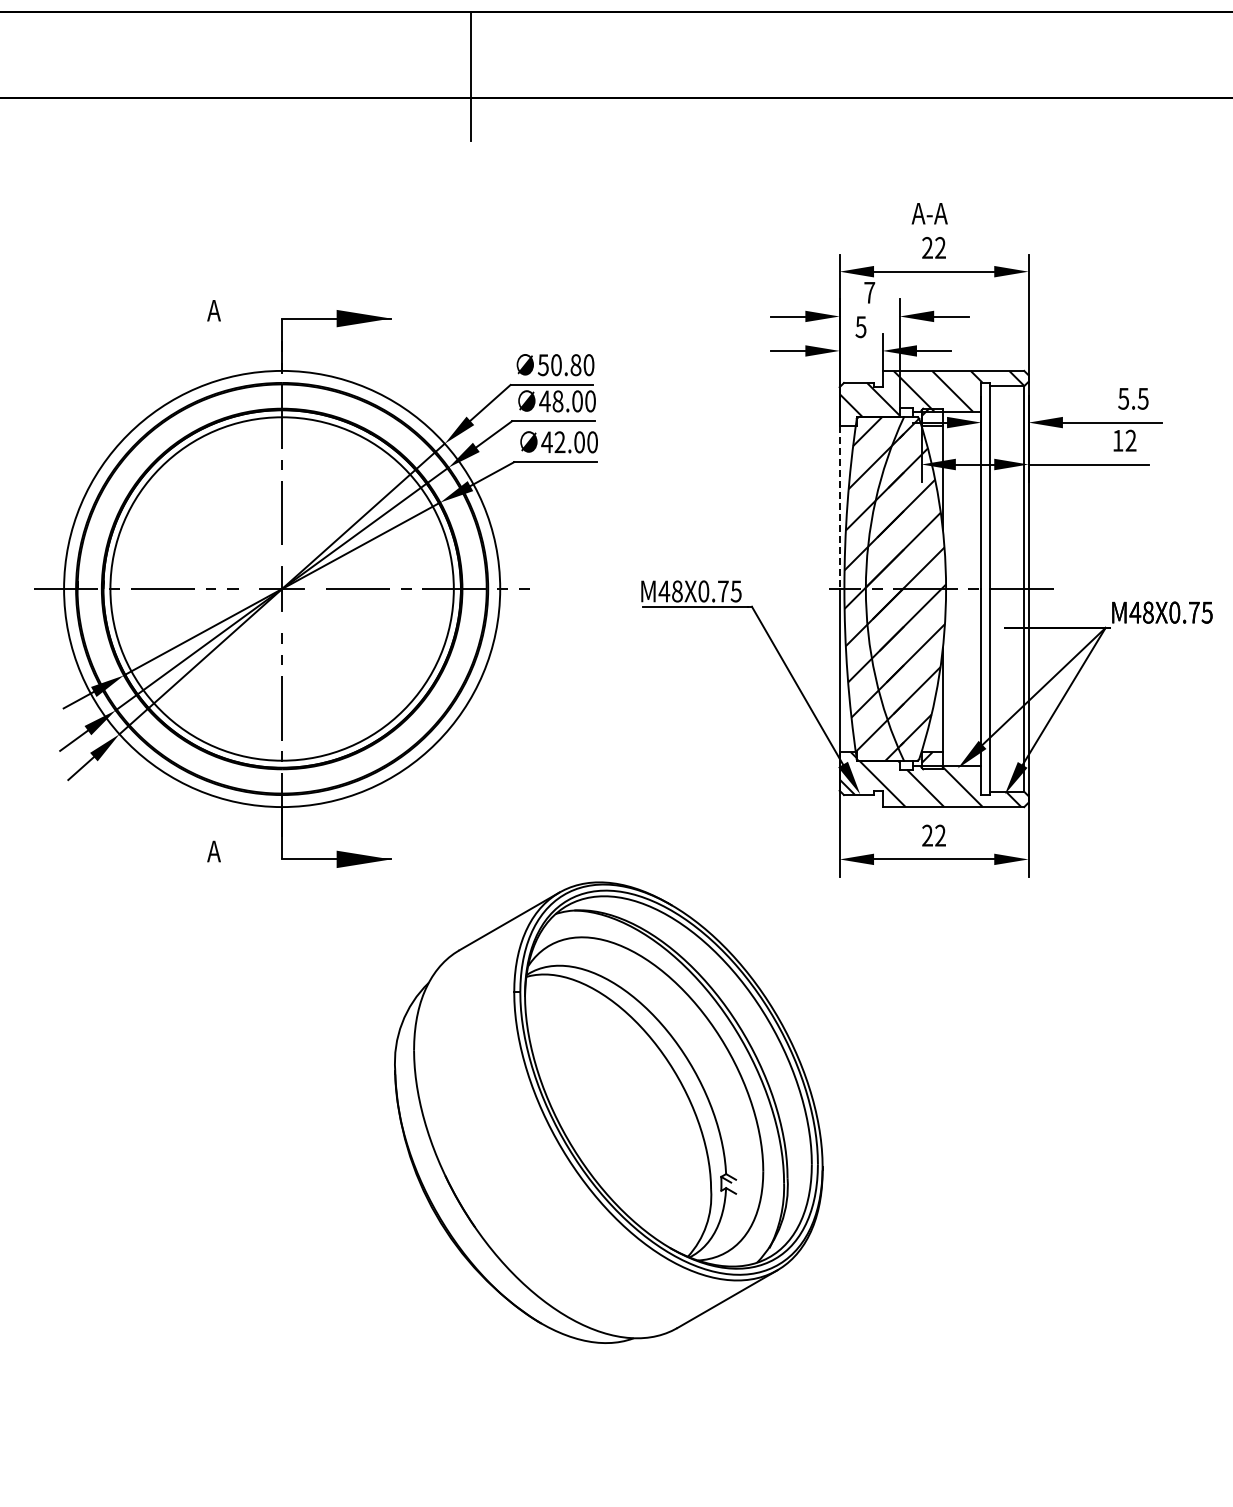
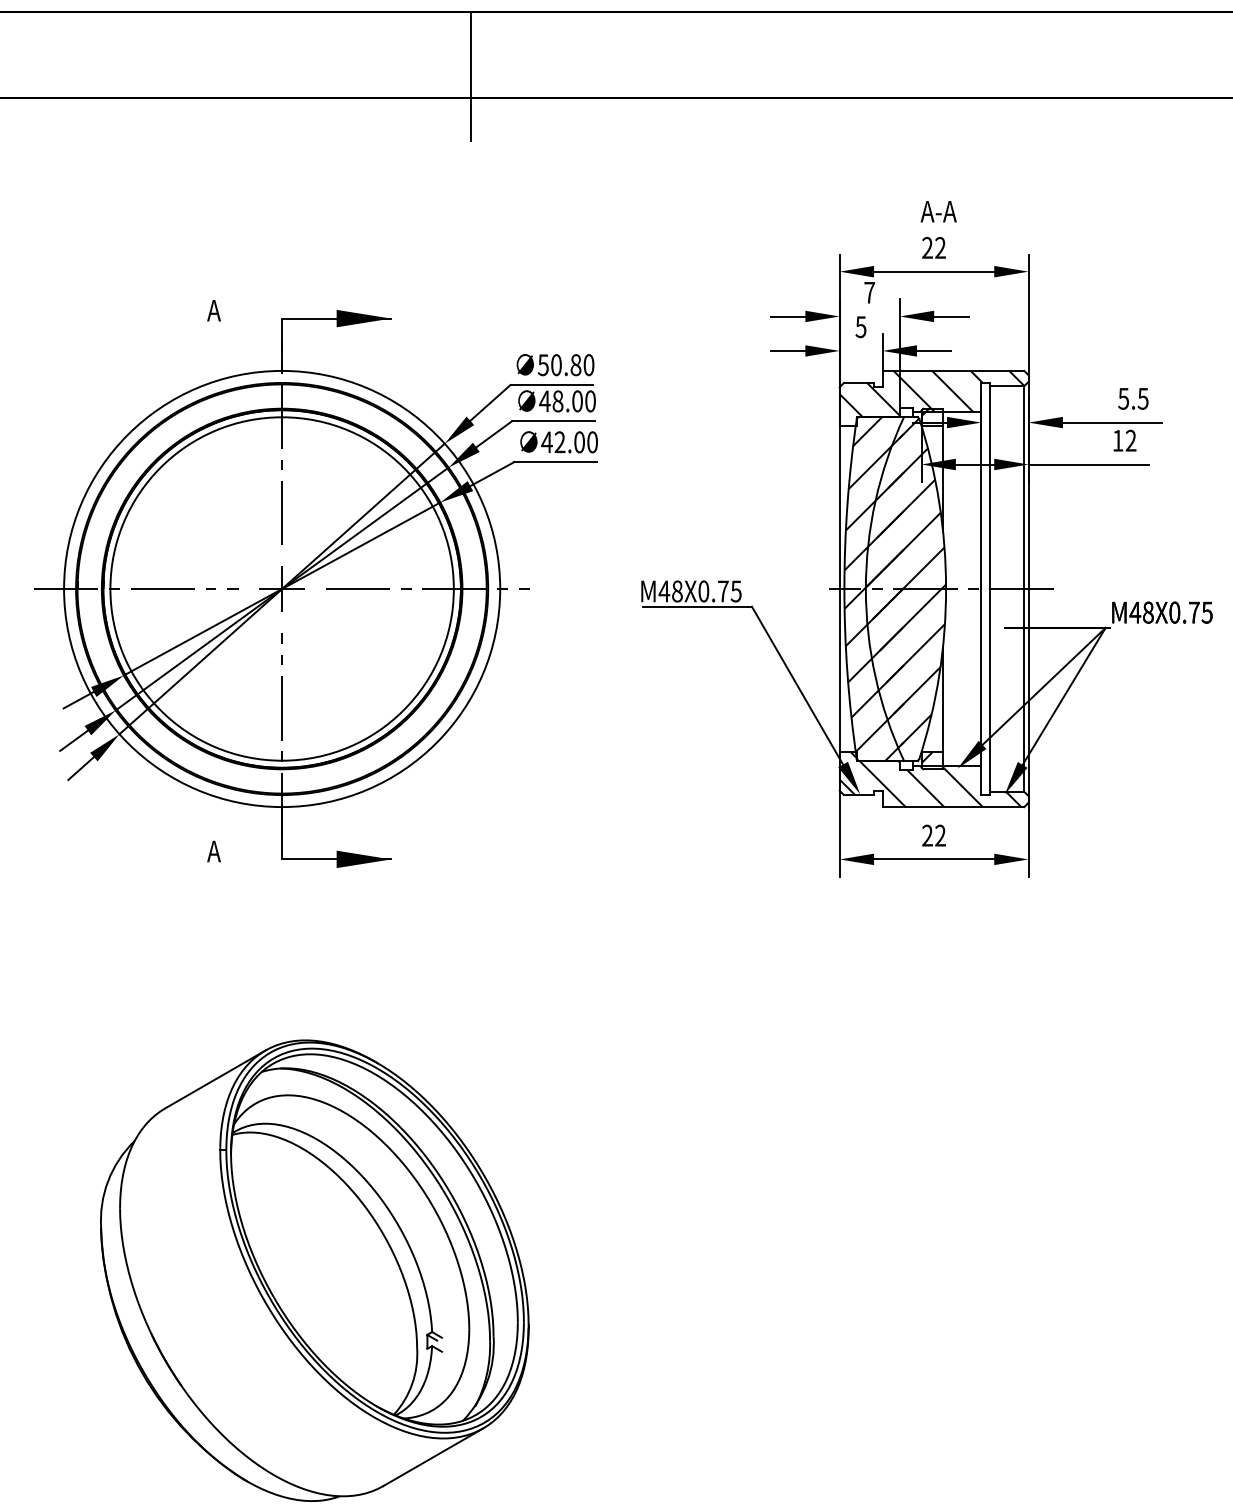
text position: (929, 213) -> (938, 211) (938, 211)
line: dashed -> solid (839, 507)
part position: (608, 1112) -> (314, 1270) (314, 1270)
